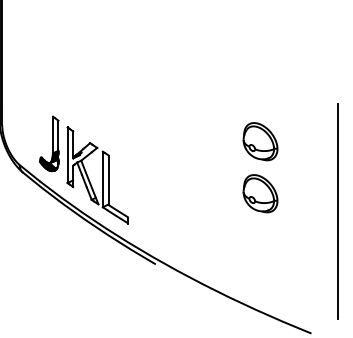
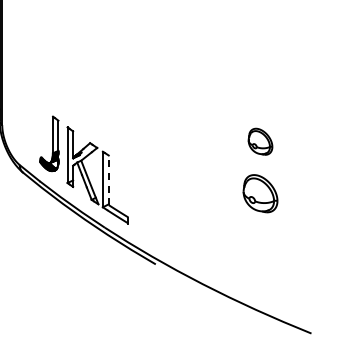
part size: 37x40 px -> 27x29 px (260, 141)
line: solid -> dashed (108, 180)
line: present -> none (337, 211)
